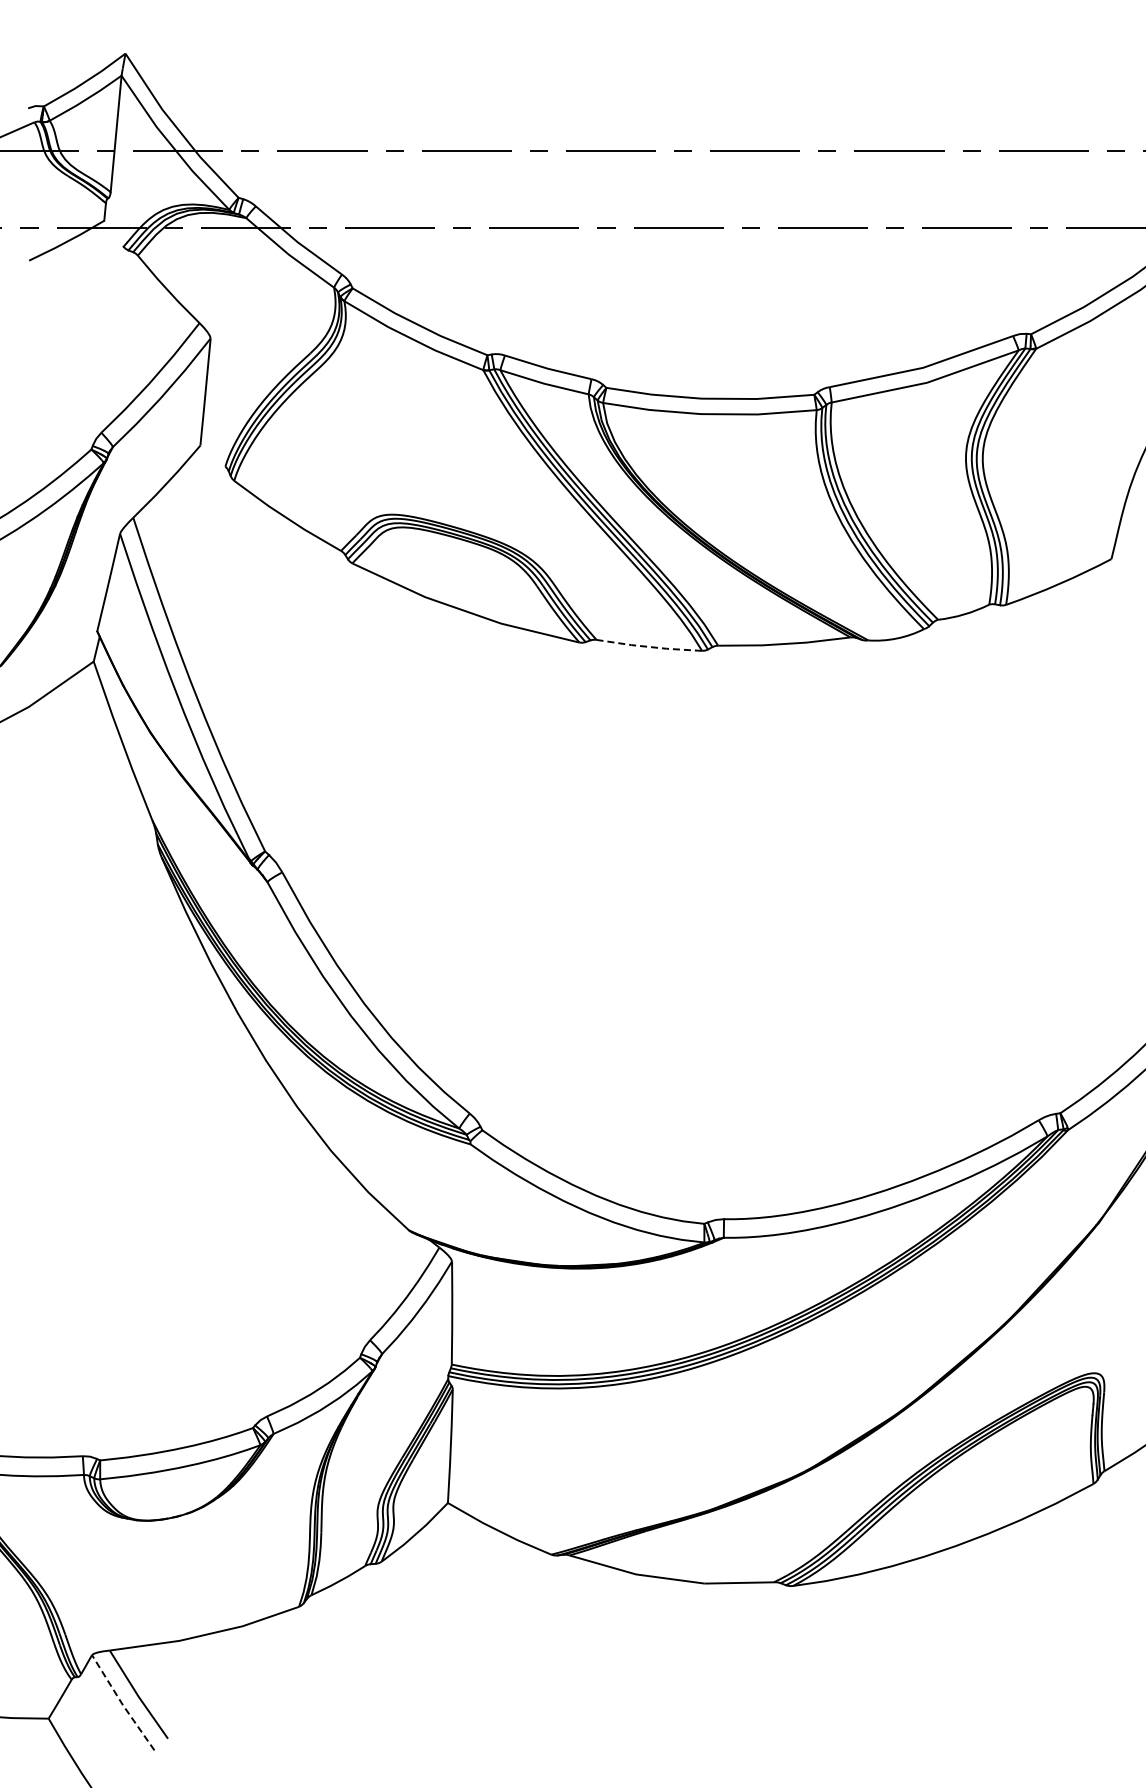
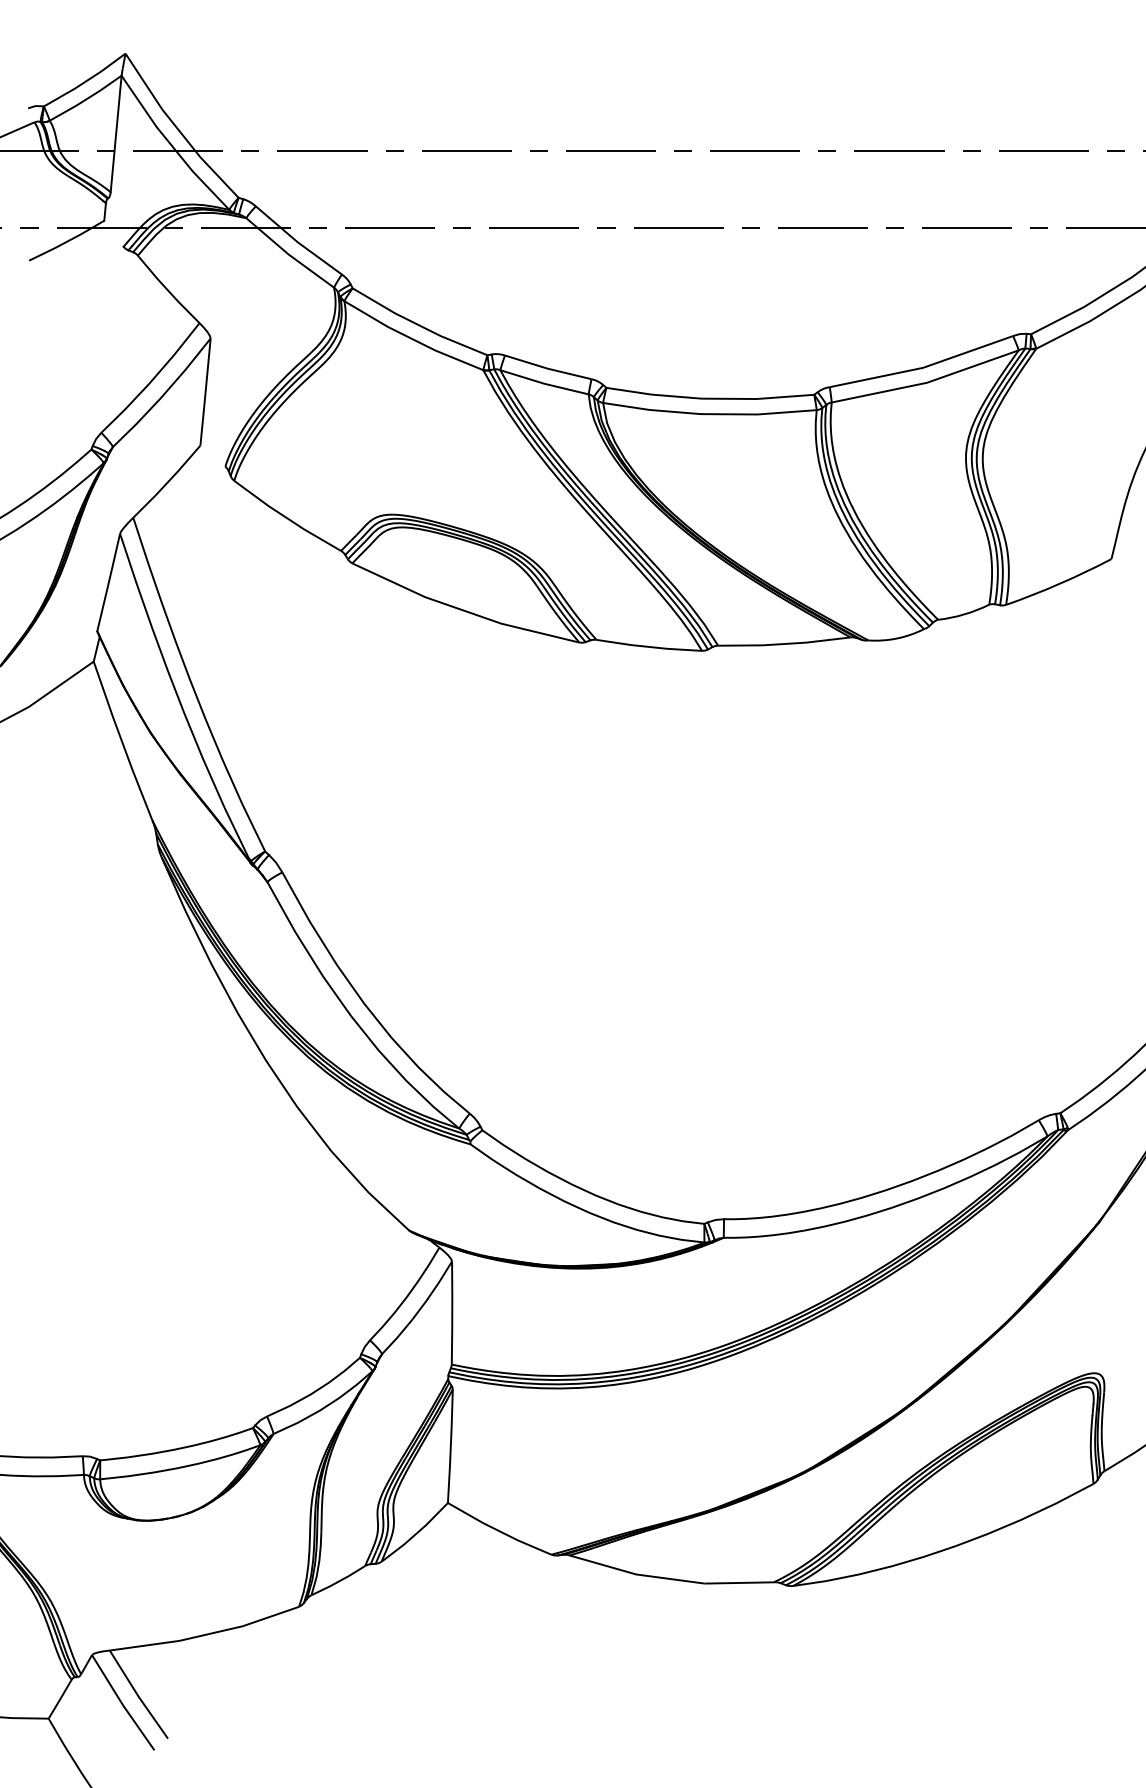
line: dashed -> solid (649, 646)
line: dashed -> solid (122, 1704)
